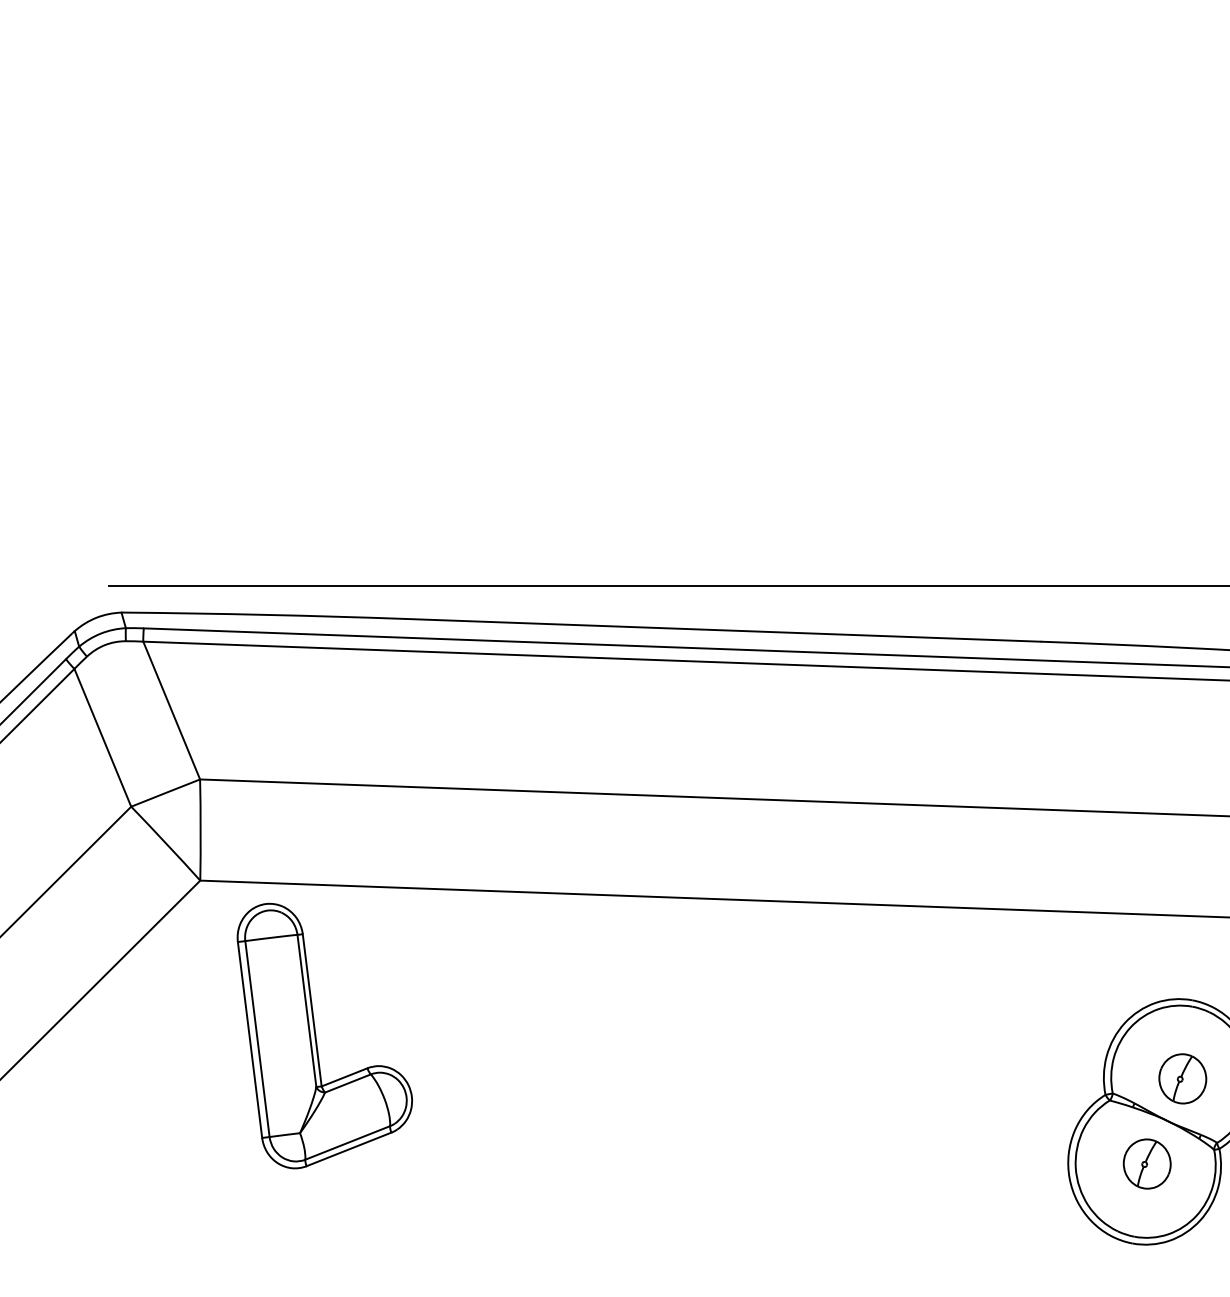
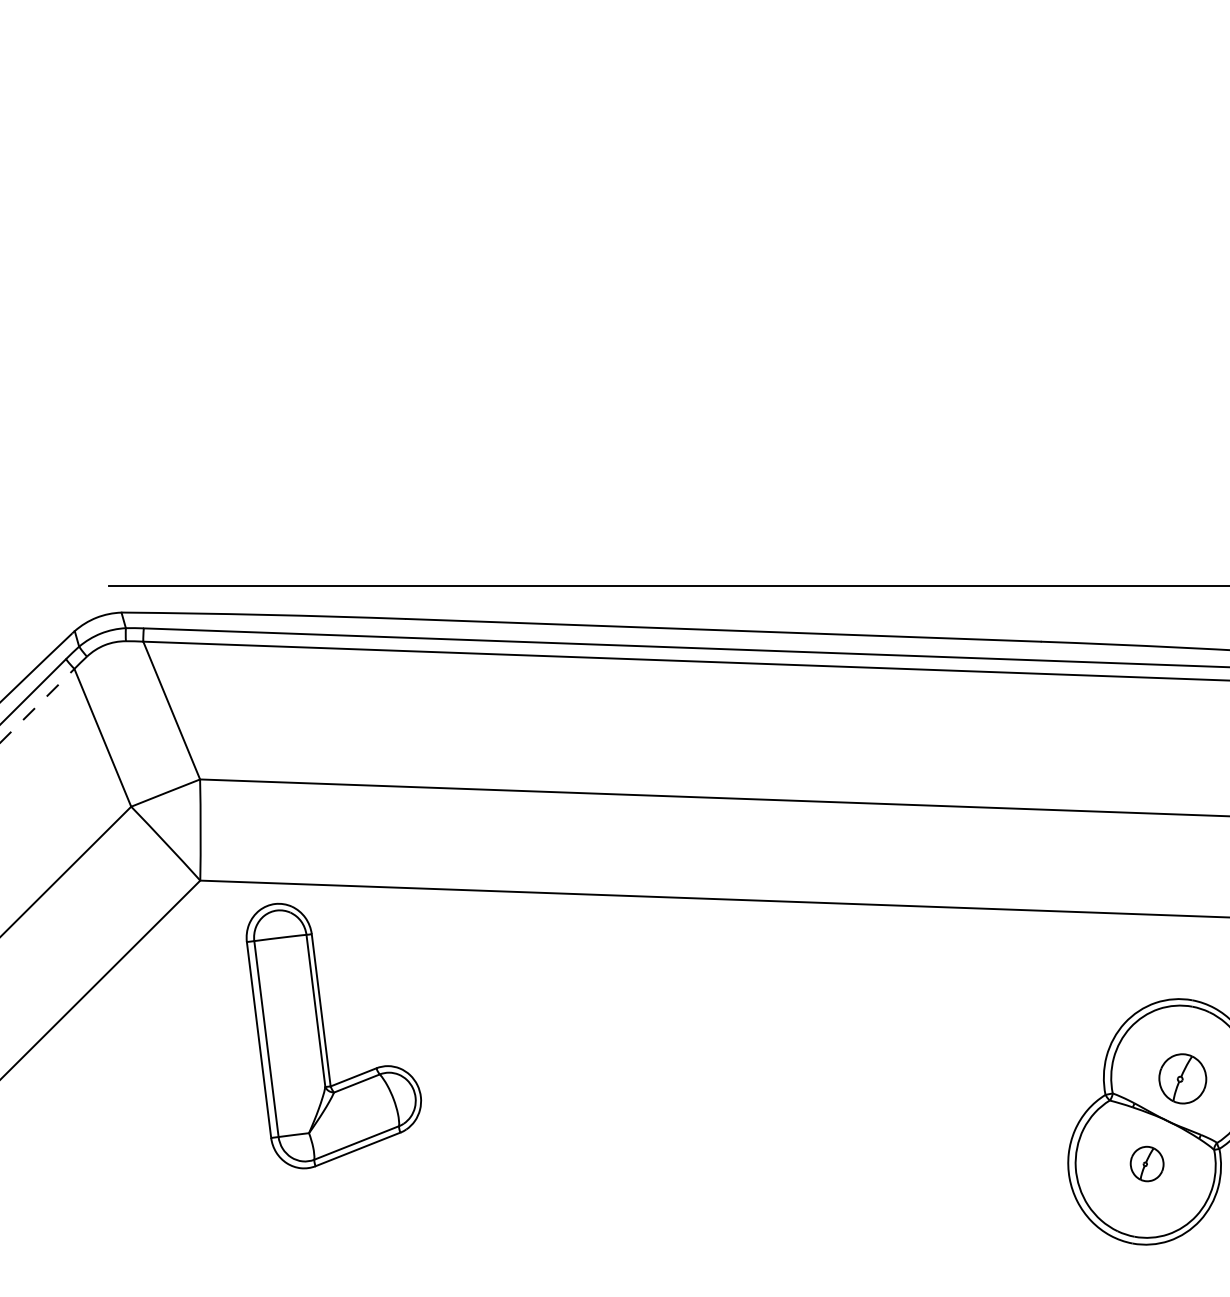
line: solid -> dashed (37, 705)
part position: (316, 1035) -> (325, 1035) (325, 1035)
part size: 50x52 px -> 36x38 px (1146, 1163)
